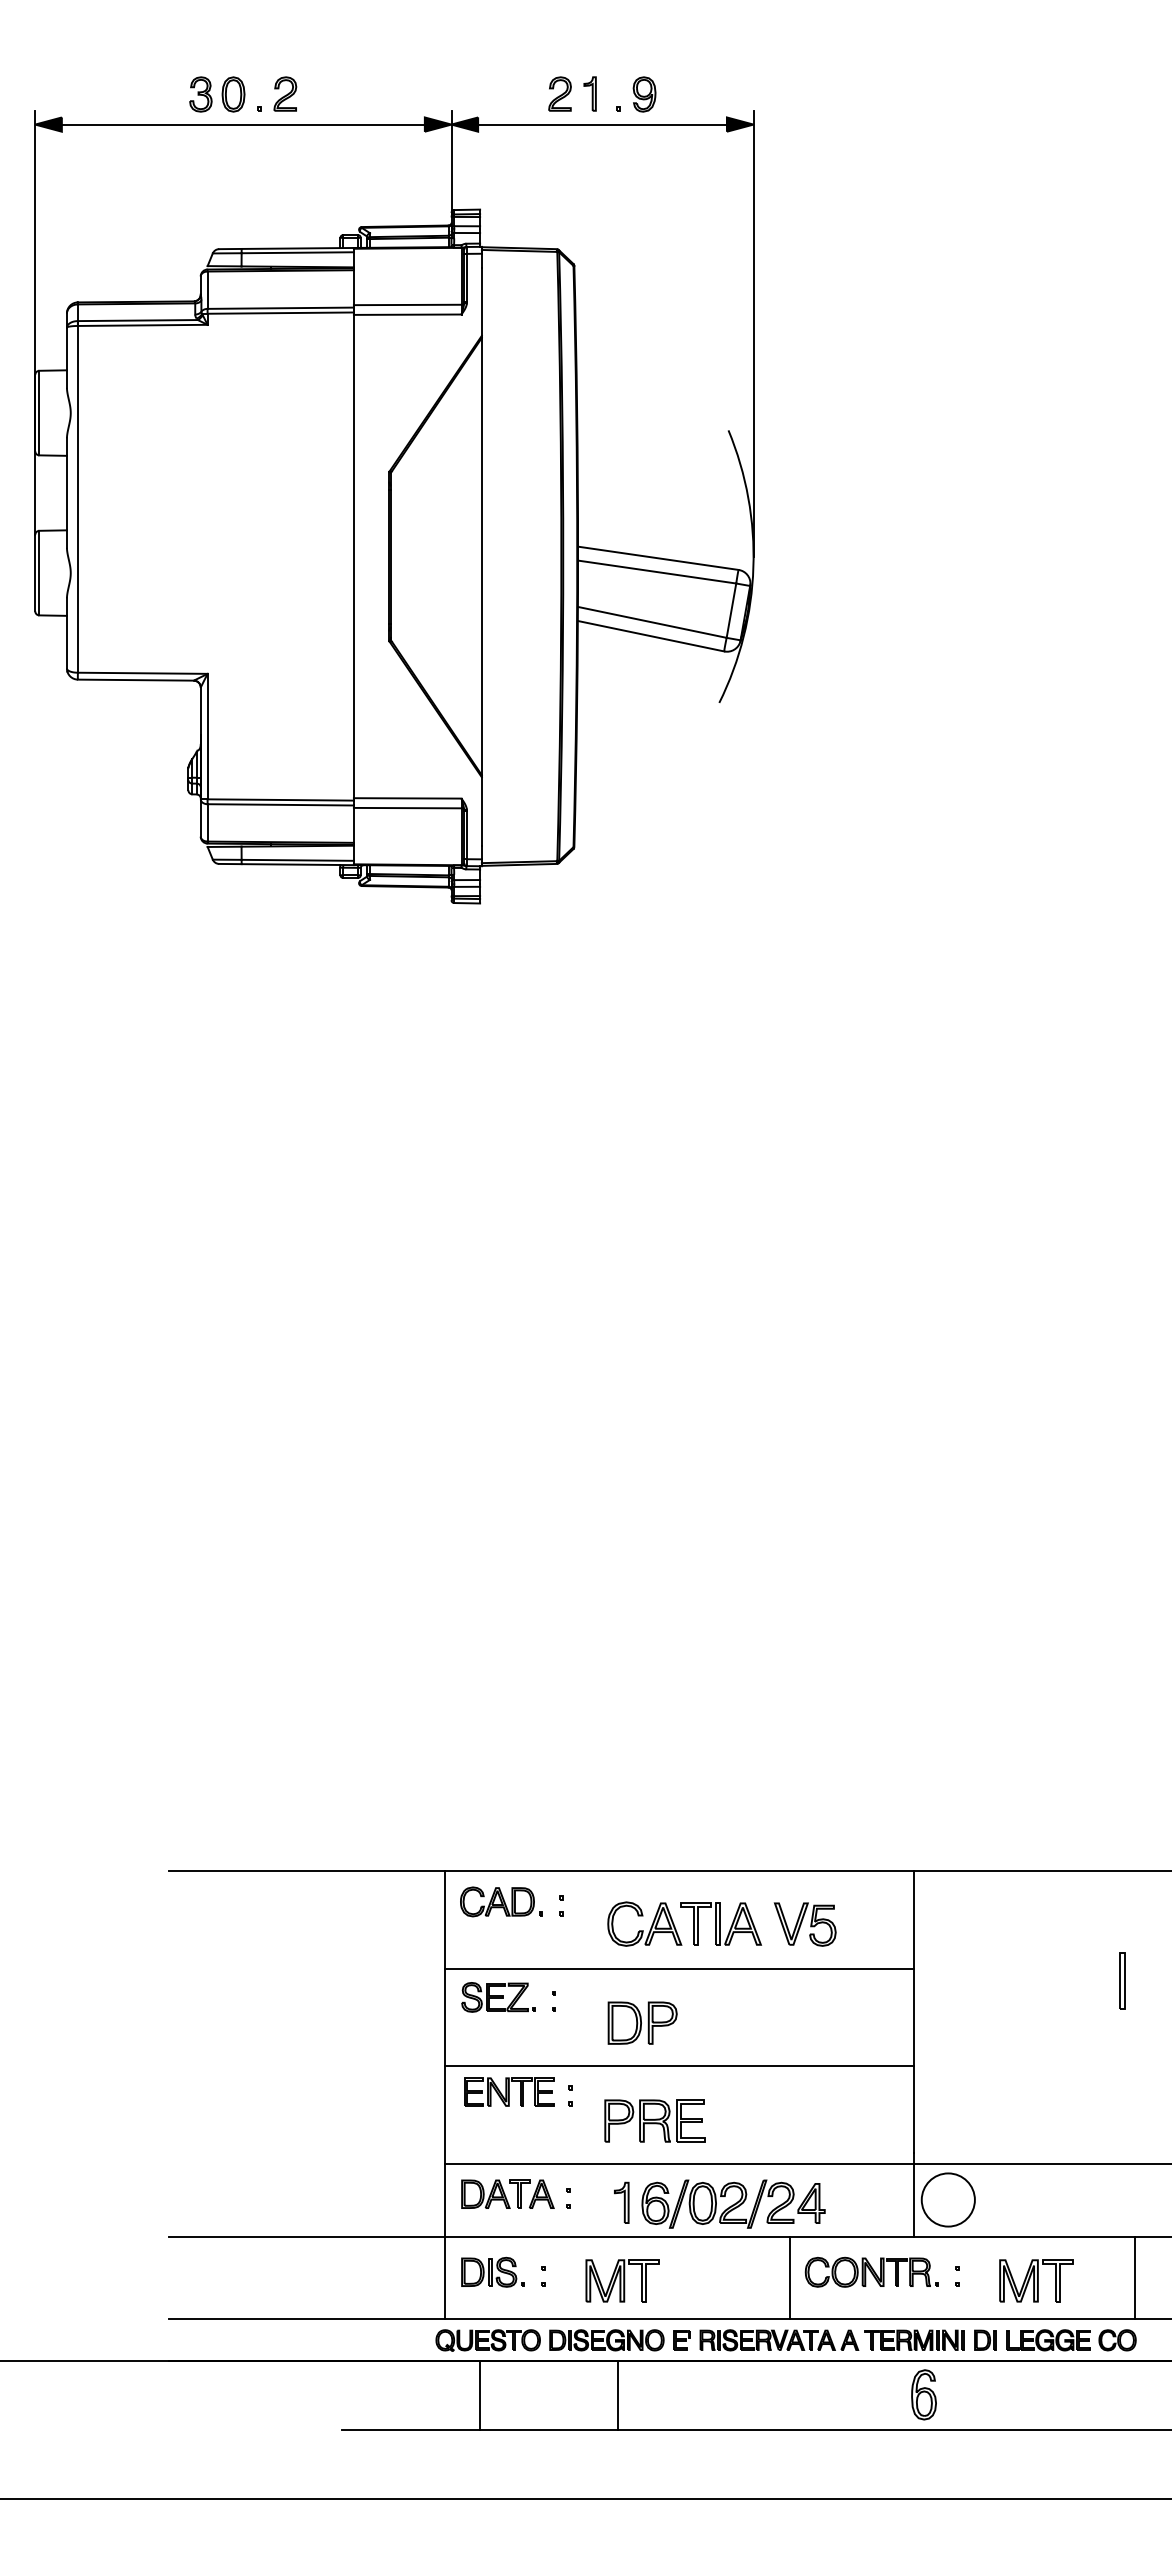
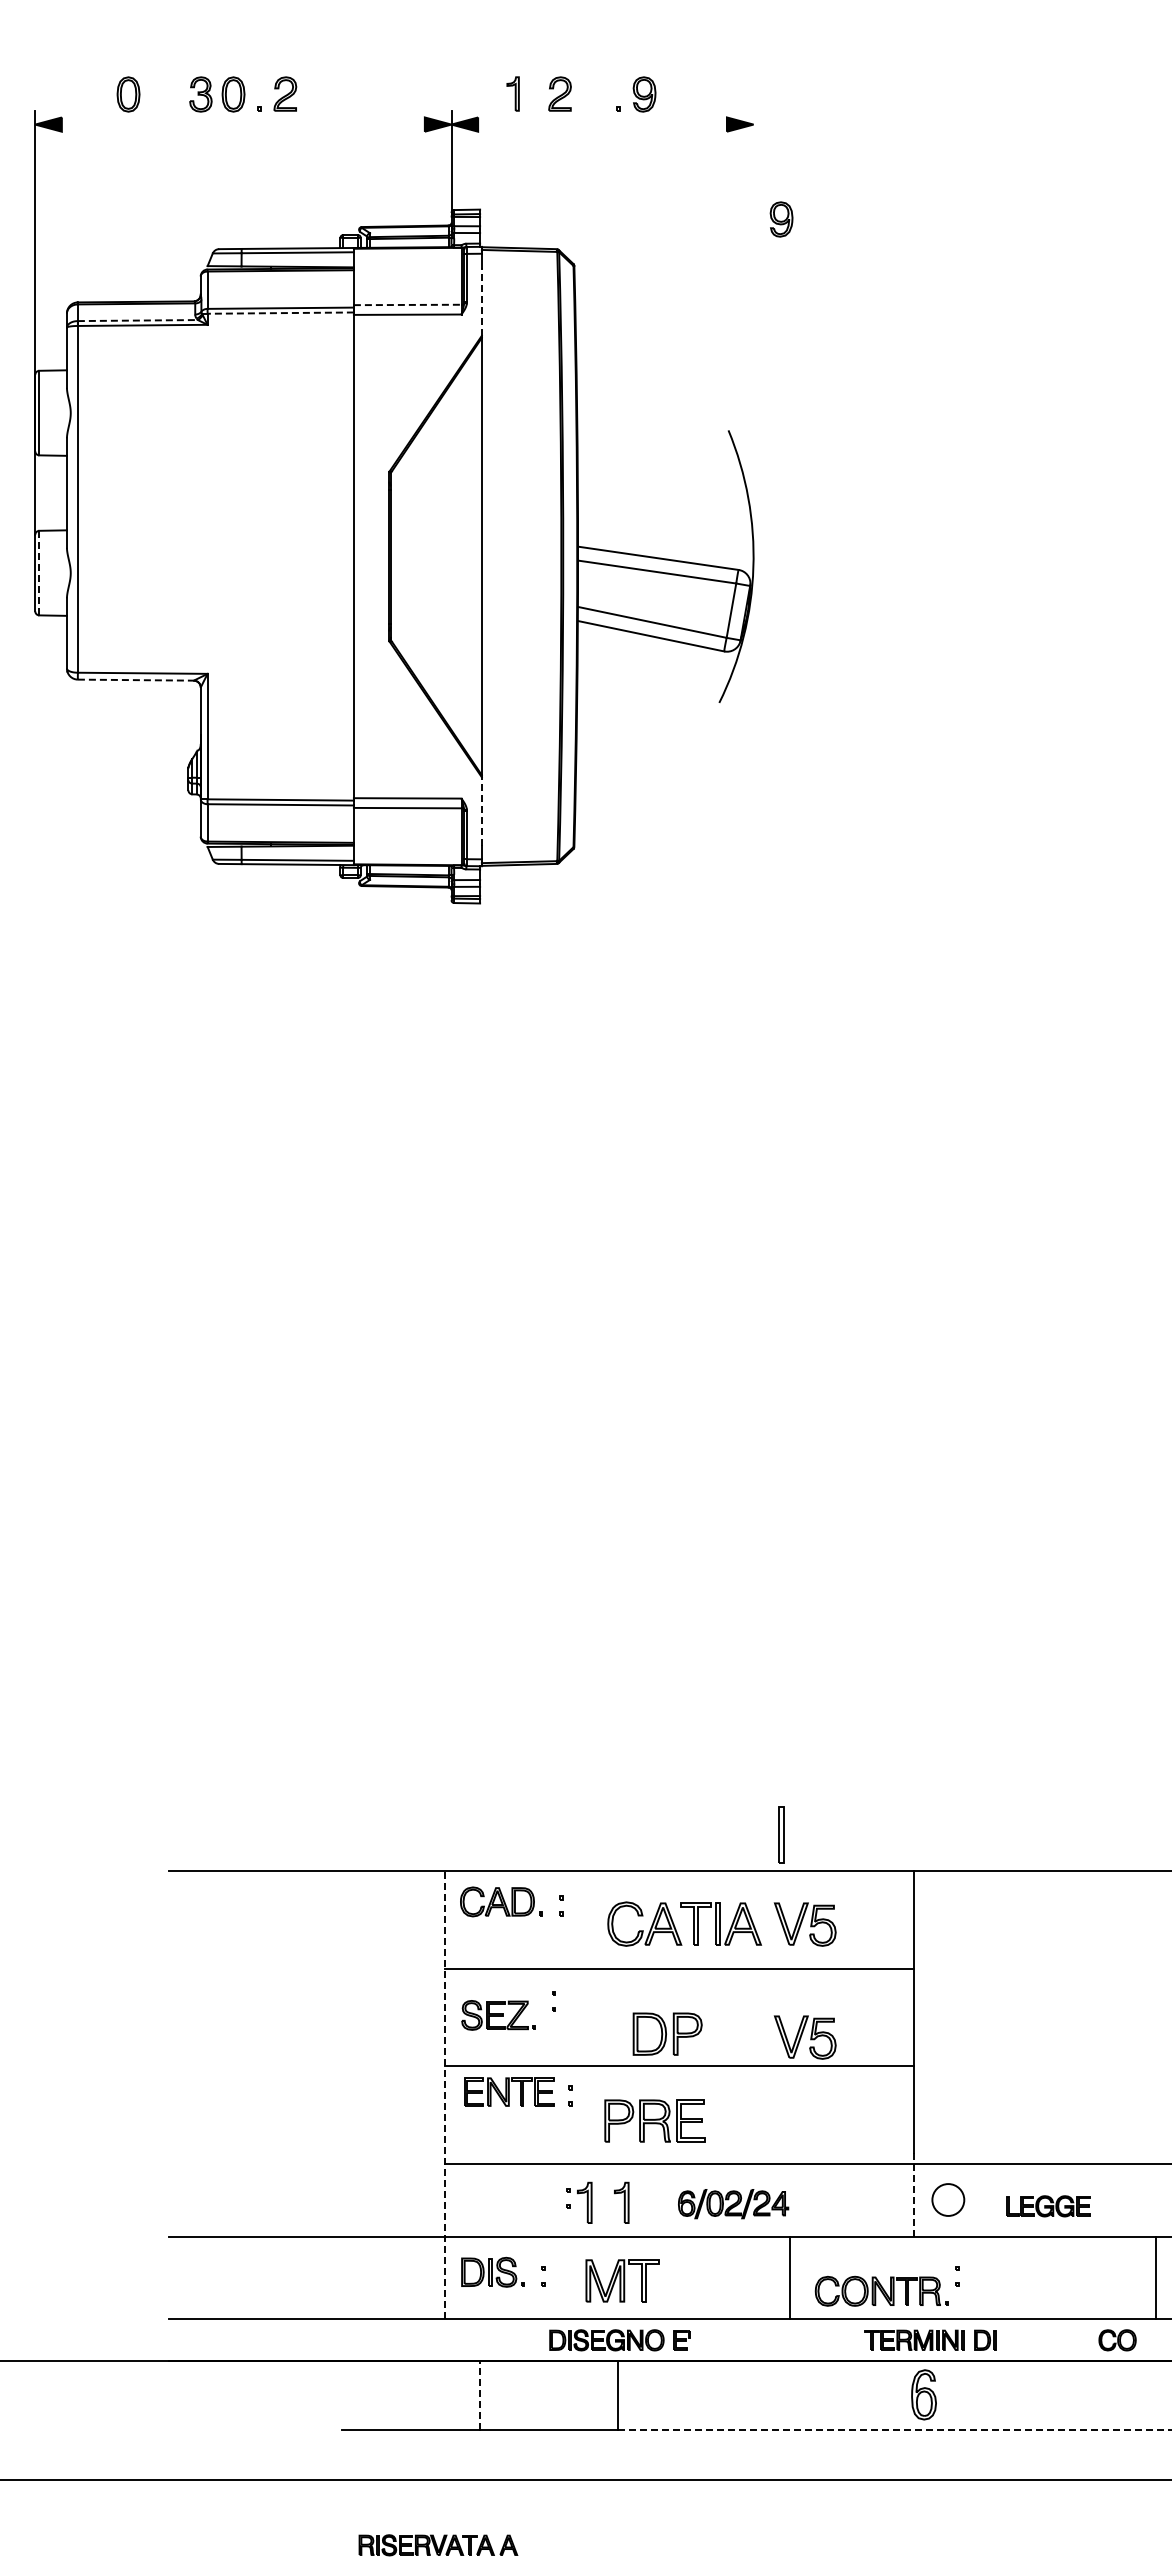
part position: (589, 93) -> (512, 93) (512, 93)
part: none -> present (128, 94)
line: present -> none (242, 124)
line: present -> none (602, 124)
part: none -> present (781, 219)
line: solid -> dashed (481, 301)
line: solid -> dashed (407, 304)
line: solid -> dashed (280, 313)
line: solid -> dashed (138, 320)
line: present -> none (753, 333)
line: solid -> dashed (39, 573)
line: solid -> dashed (136, 680)
line: solid -> dashed (481, 810)
part position: (1122, 1980) -> (781, 1834) (781, 1834)
part position: (498, 1997) -> (498, 2015) (498, 2015)
part position: (642, 2022) -> (667, 2033) (667, 2033)
part: none -> present (804, 2037)
line: solid -> dashed (445, 2094)
part: present -> none (507, 2193)
line: solid -> dashed (914, 2194)
circle diameter: 53 px -> 32 px (948, 2199)
part: none -> present (584, 2202)
part size: 185x50 px -> 112x31 px (733, 2204)
part position: (871, 2271) -> (881, 2290) (881, 2290)
line position: (1134, 2277) -> (1155, 2277) (1155, 2277)
part: present -> none (1036, 2280)
part: present -> none (487, 2340)
part position: (779, 2340) -> (438, 2545) (438, 2545)
part position: (1048, 2340) -> (1048, 2206) (1048, 2206)
line: solid -> dashed (479, 2394)
line: solid -> dashed (894, 2429)
line position: (585, 2498) -> (585, 2479) (585, 2479)
